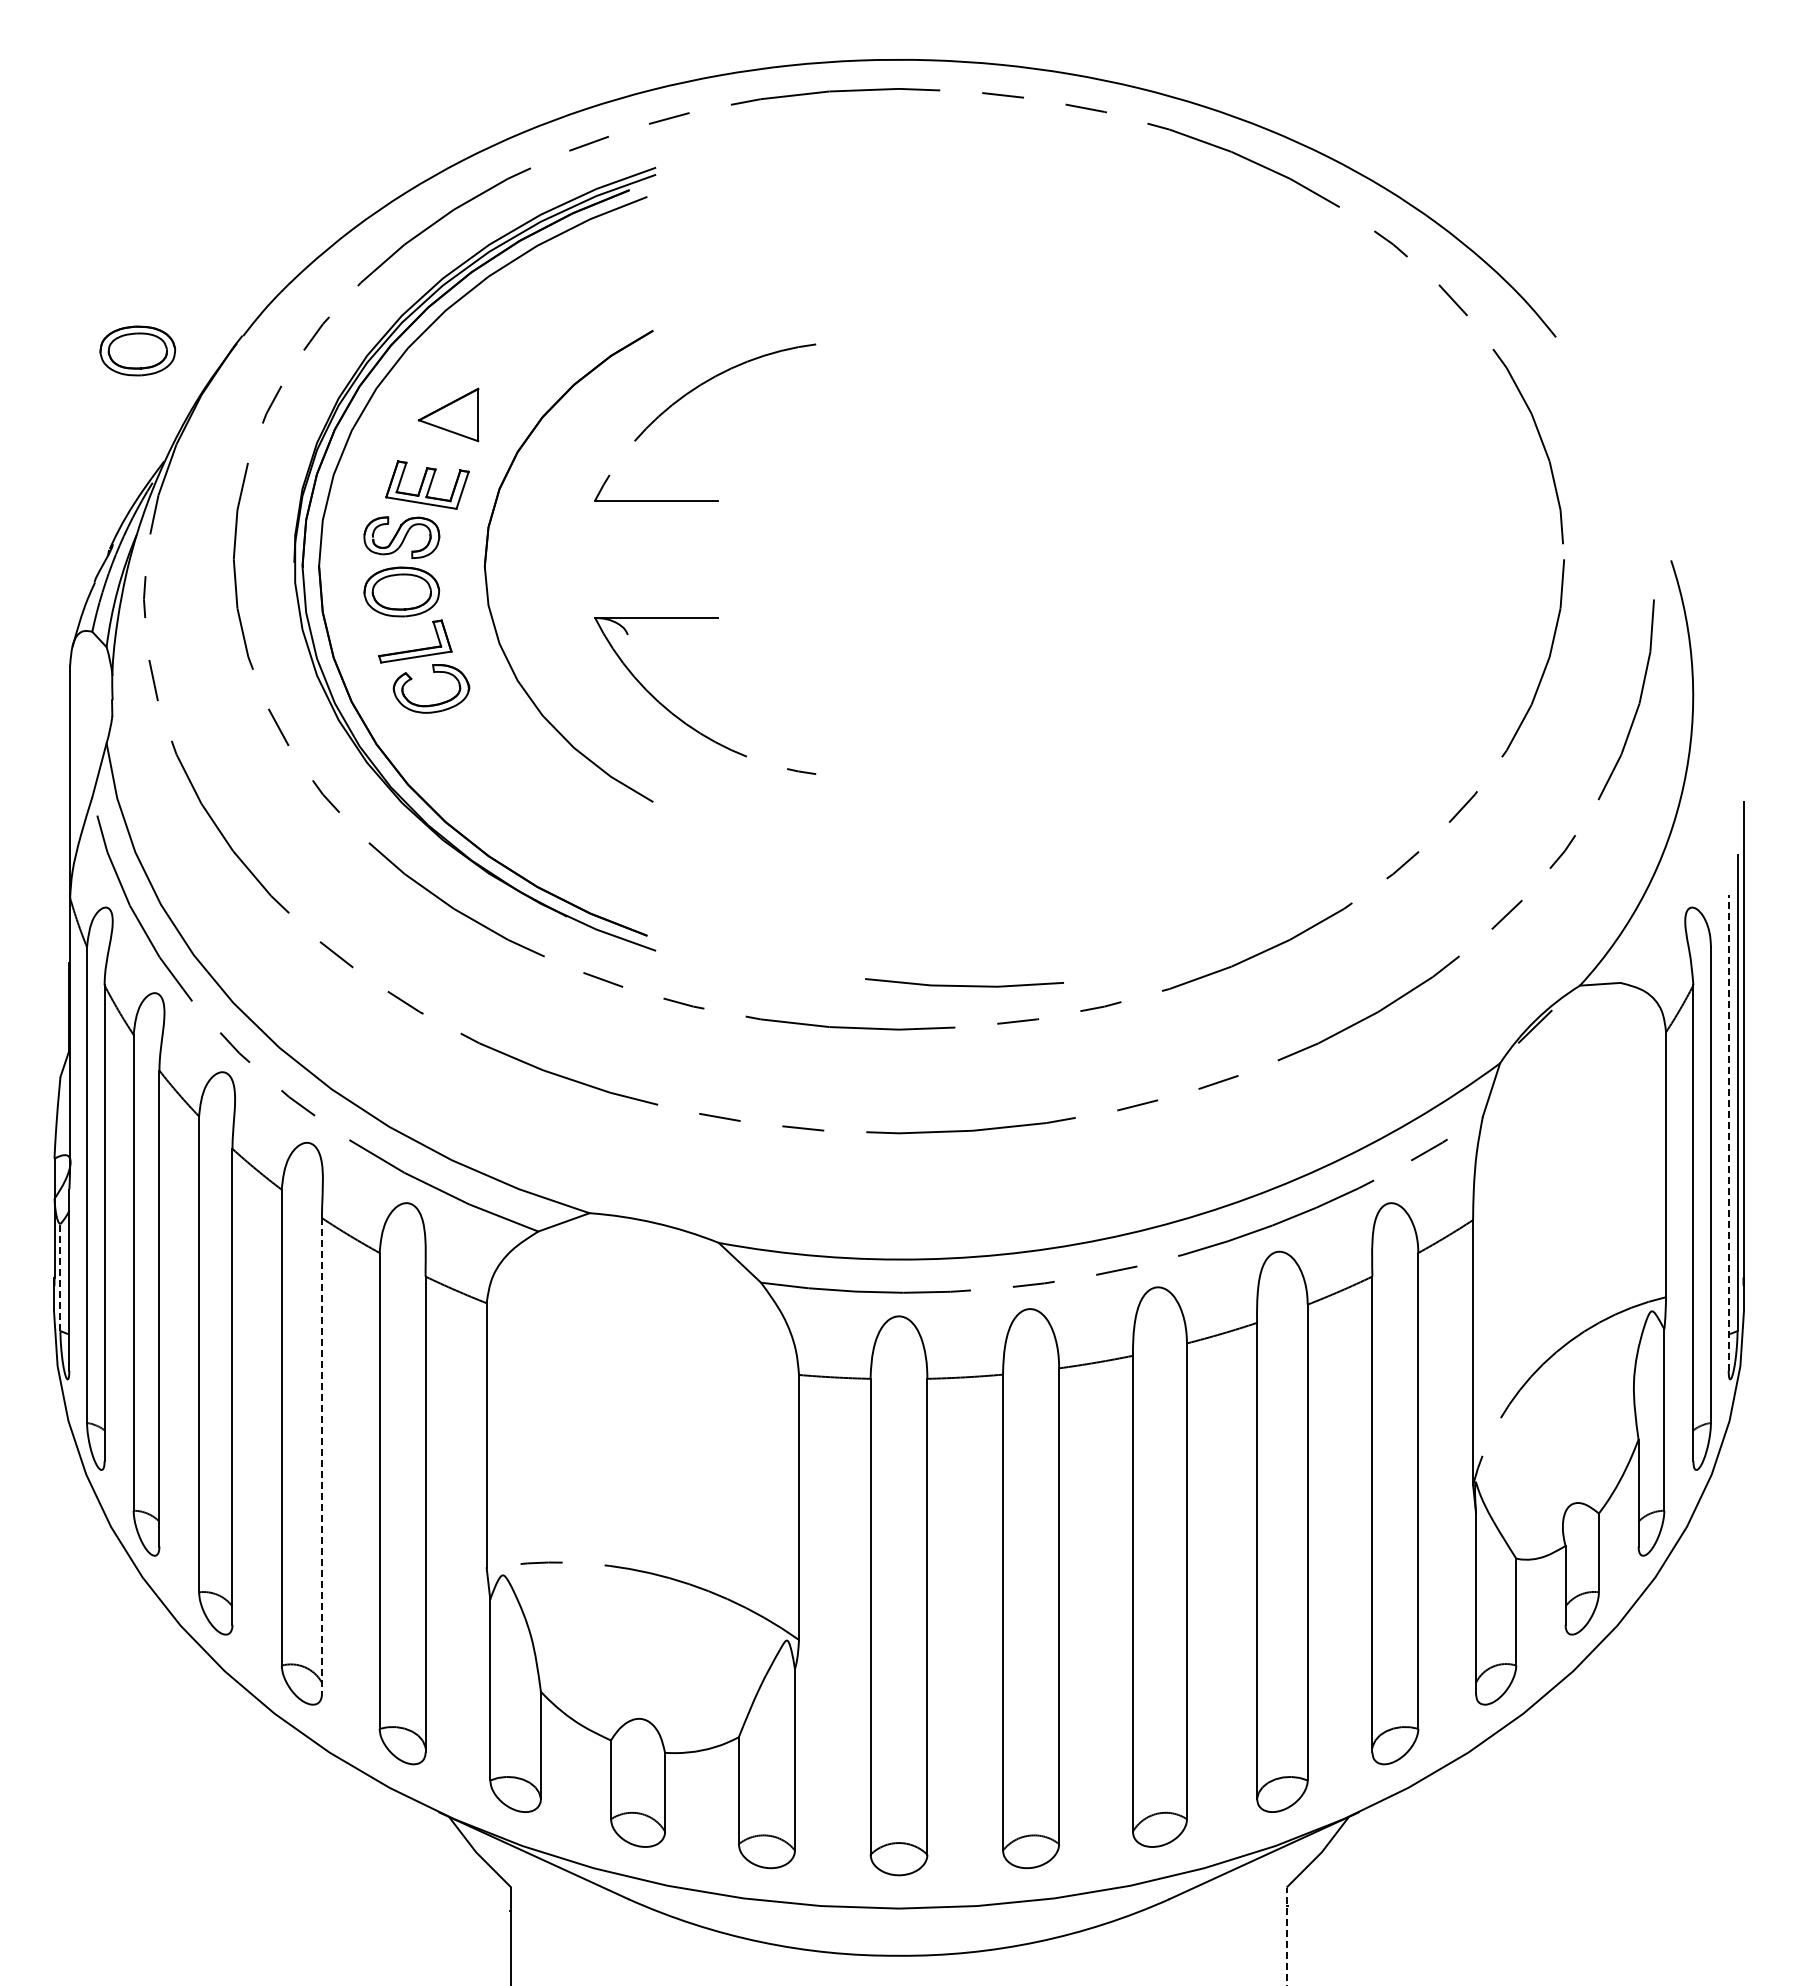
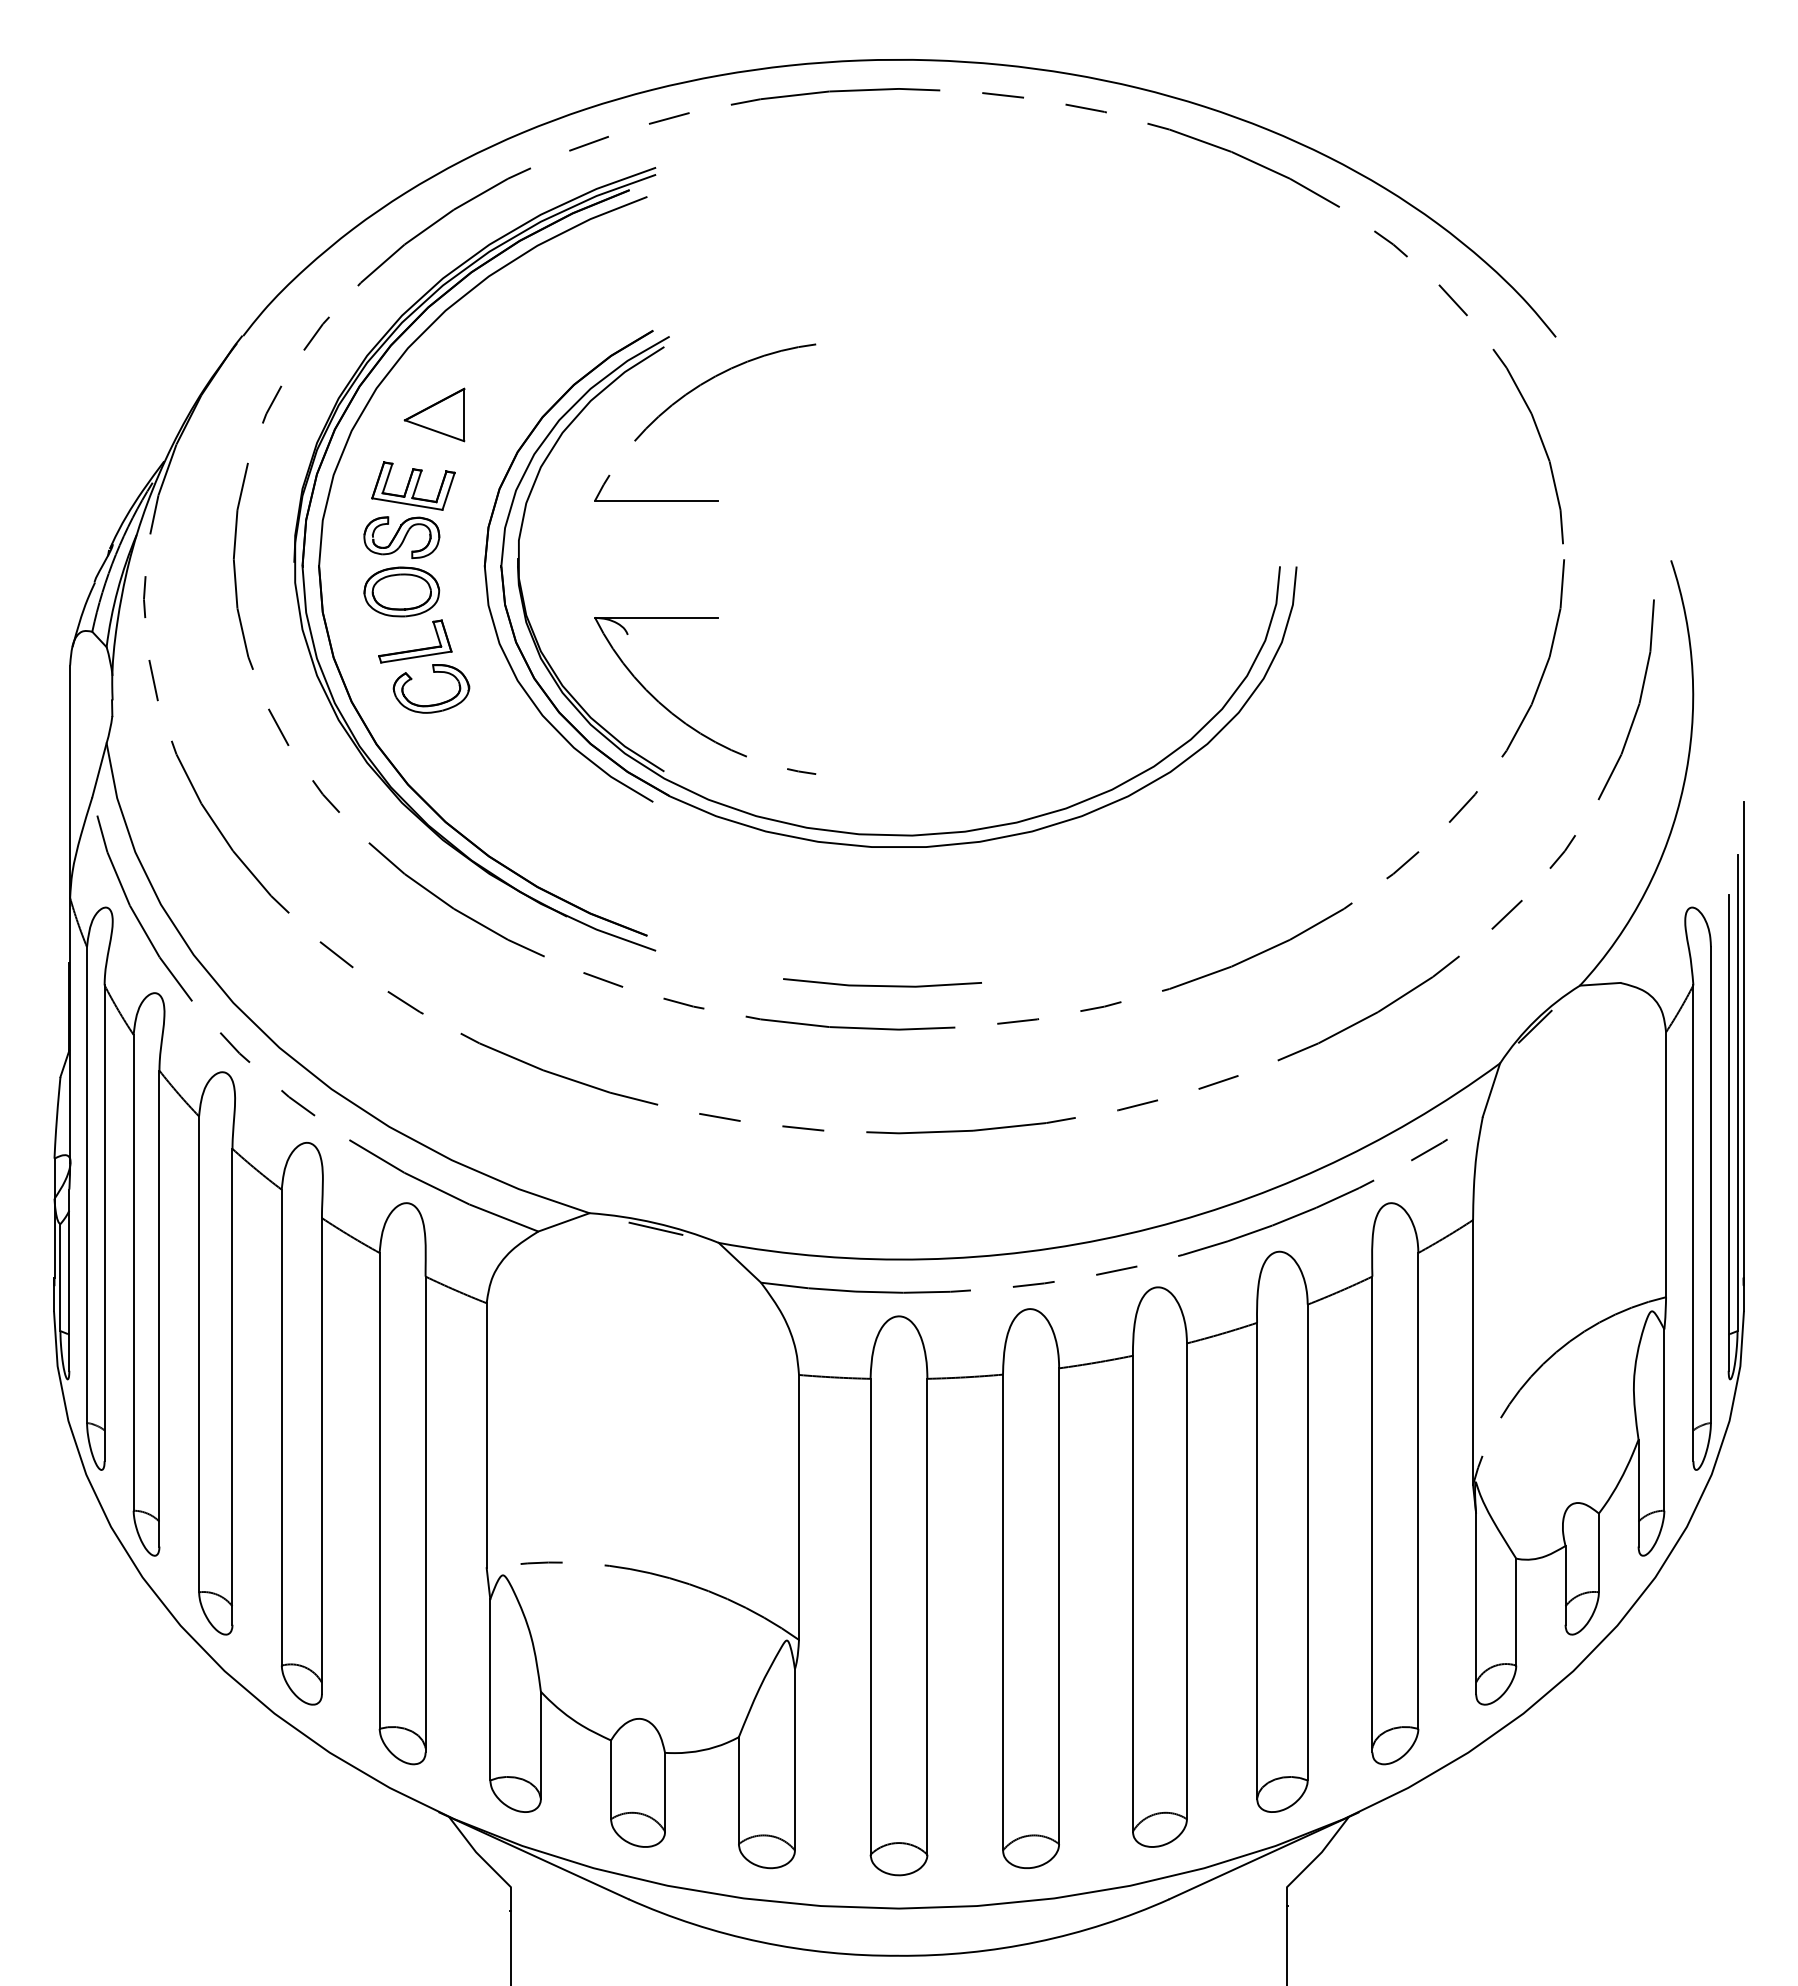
part: present -> none (137, 350)
part position: (448, 414) -> (434, 414) (434, 414)
part position: (427, 484) -> (413, 485) (413, 485)
part: none -> present (880, 833)
line position: (964, 985) -> (882, 985) (882, 985)
line: dashed -> solid (1728, 1132)
line: none -> present (655, 1228)
line: dashed -> solid (60, 1277)
line: dashed -> solid (321, 1456)
line: dashed -> solid (1286, 1936)
